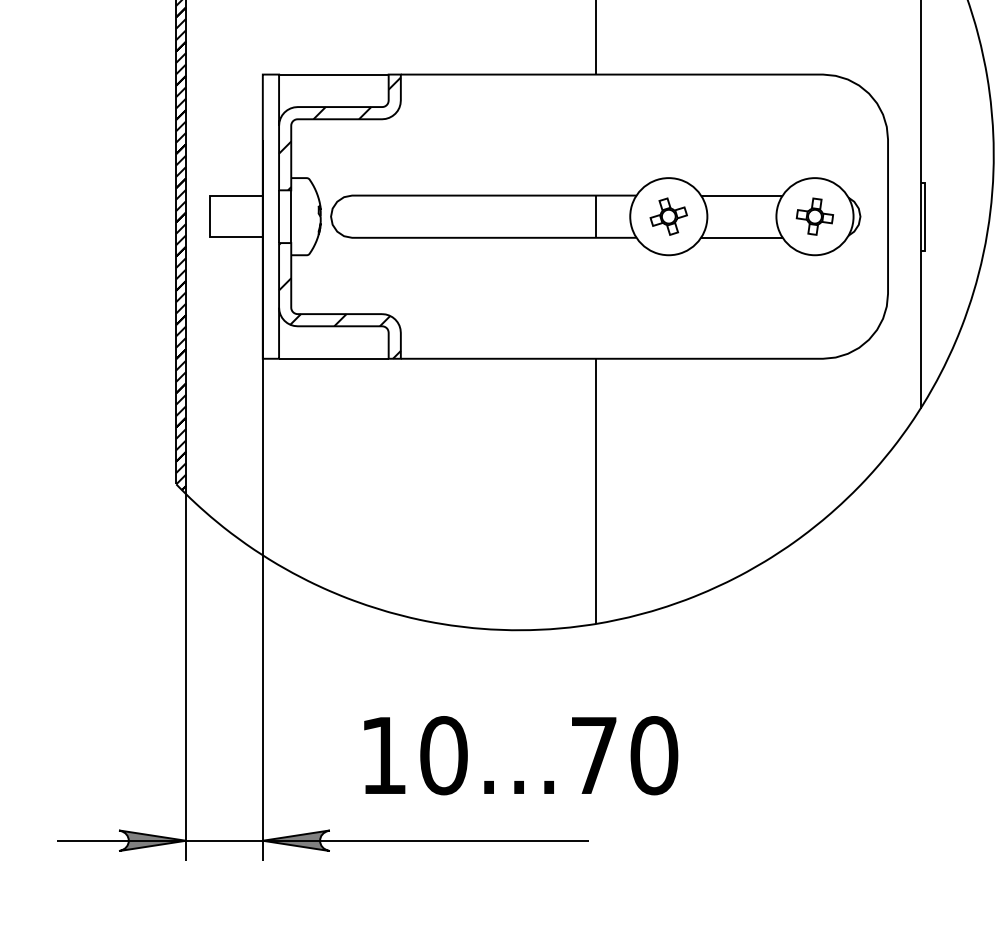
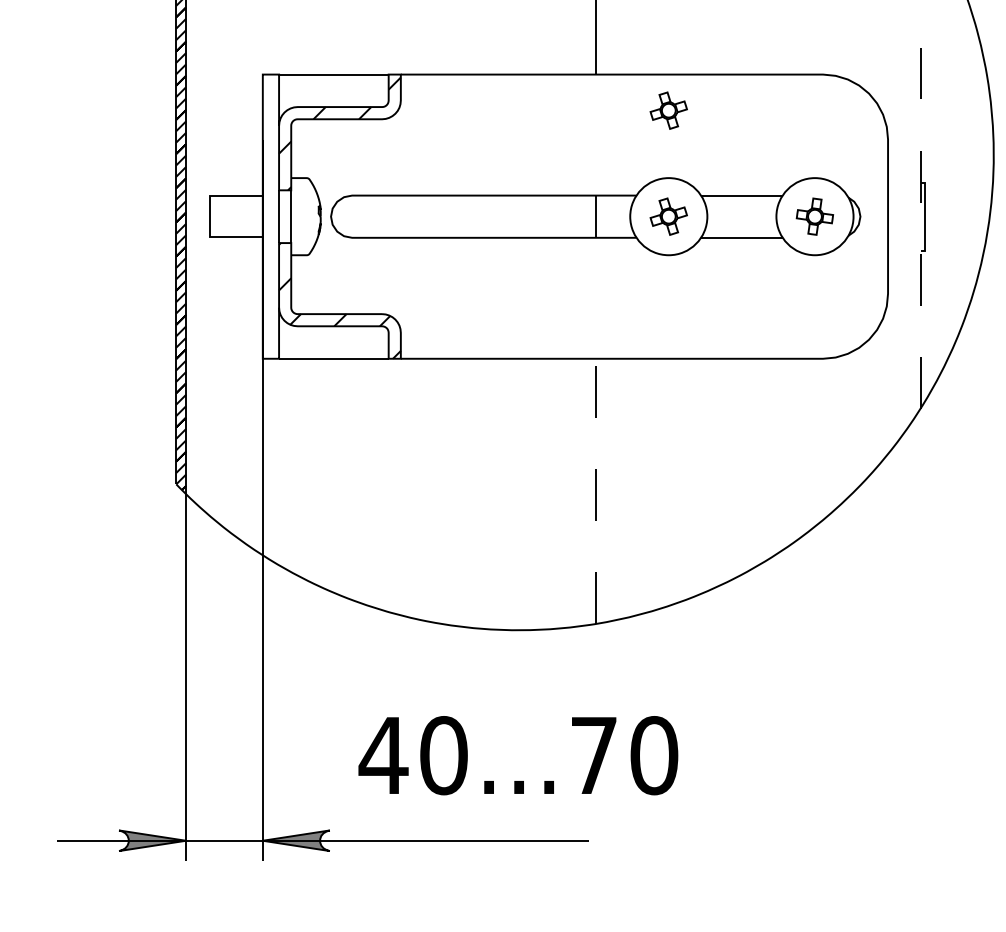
part: none -> present (668, 110)
line: solid -> dashed (920, 204)
line: solid -> dashed (595, 491)
text: 10...70 -> 40...70 (383, 755)
